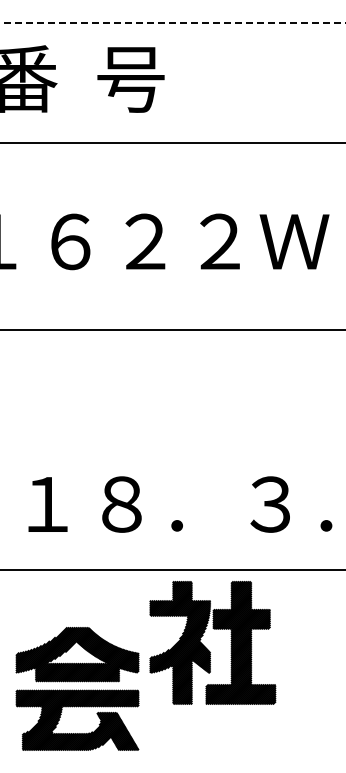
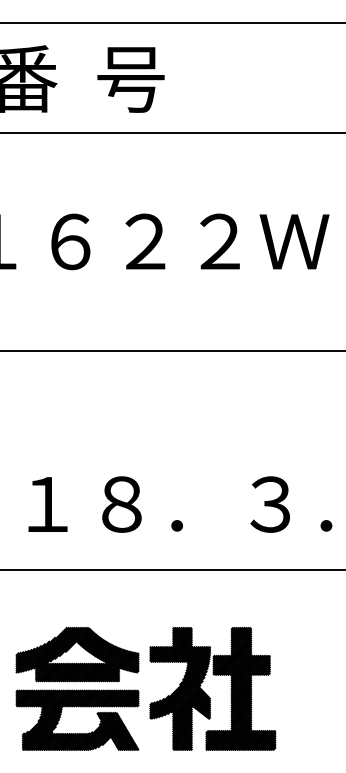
line: dashed -> solid (173, 23)
line position: (172, 142) -> (172, 132) (172, 132)
line position: (172, 330) -> (172, 351) (172, 351)
part position: (206, 647) -> (206, 693) (206, 693)
